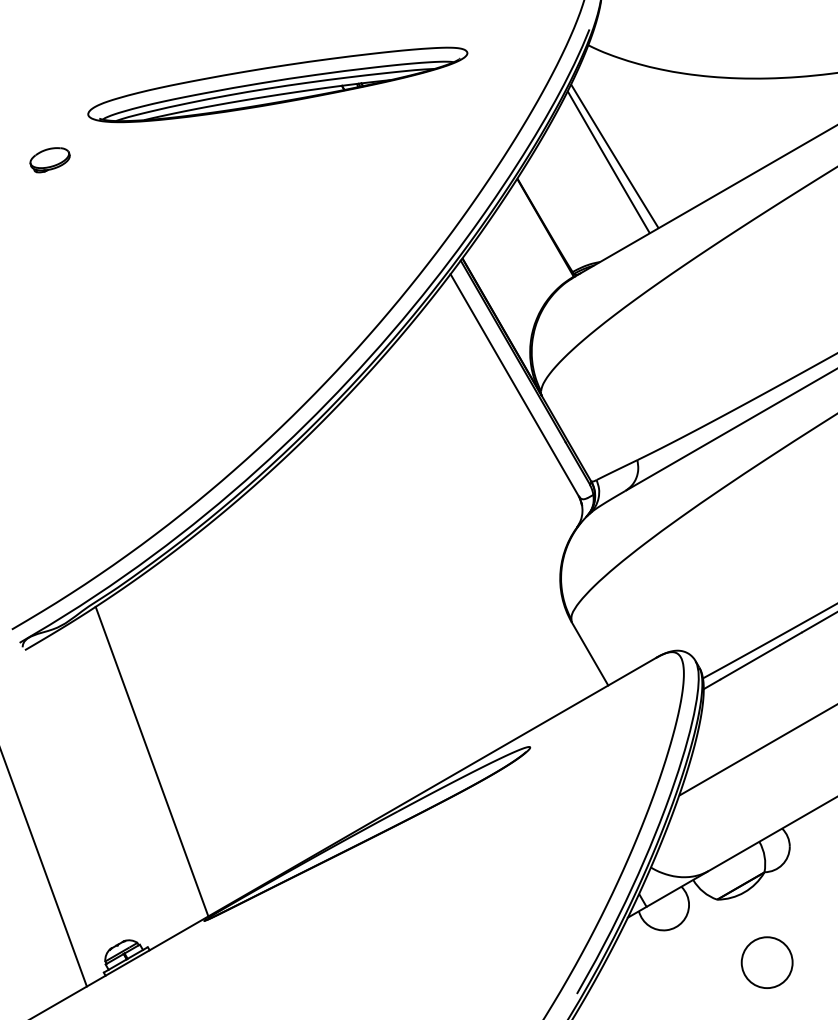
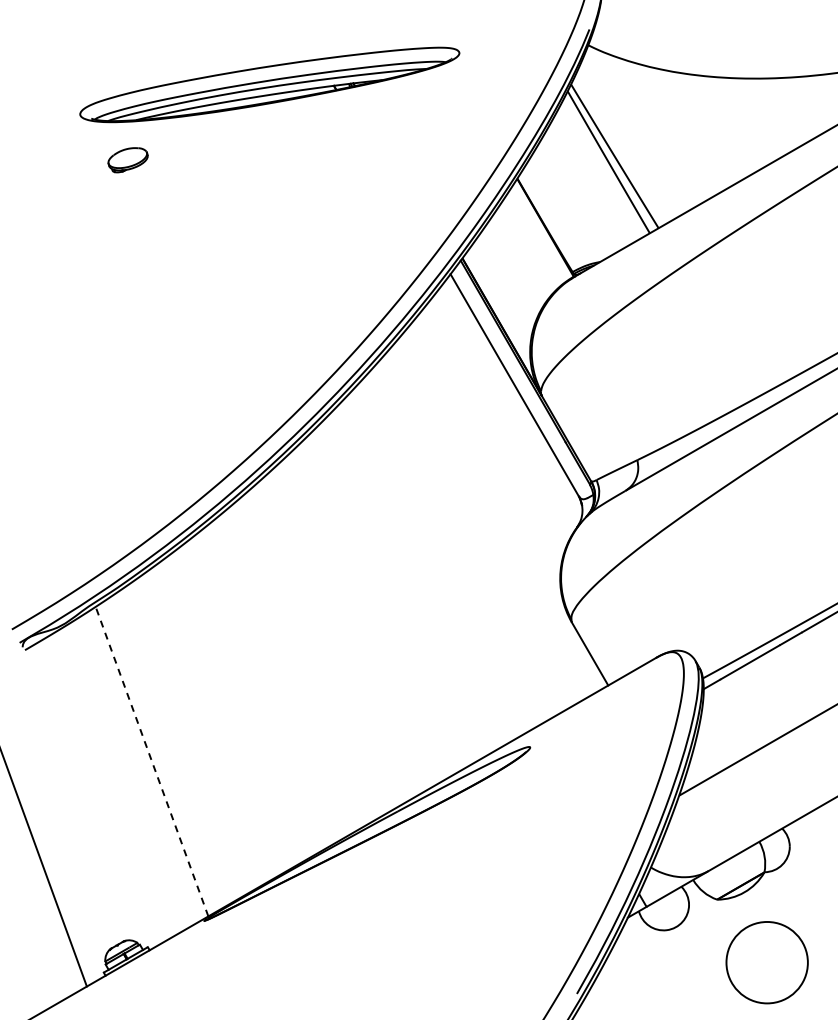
part position: (277, 84) -> (269, 84) (269, 84)
part position: (49, 160) -> (127, 160) (127, 160)
line: solid -> dashed (152, 761)
circle diameter: 51 px -> 81 px (766, 962)
